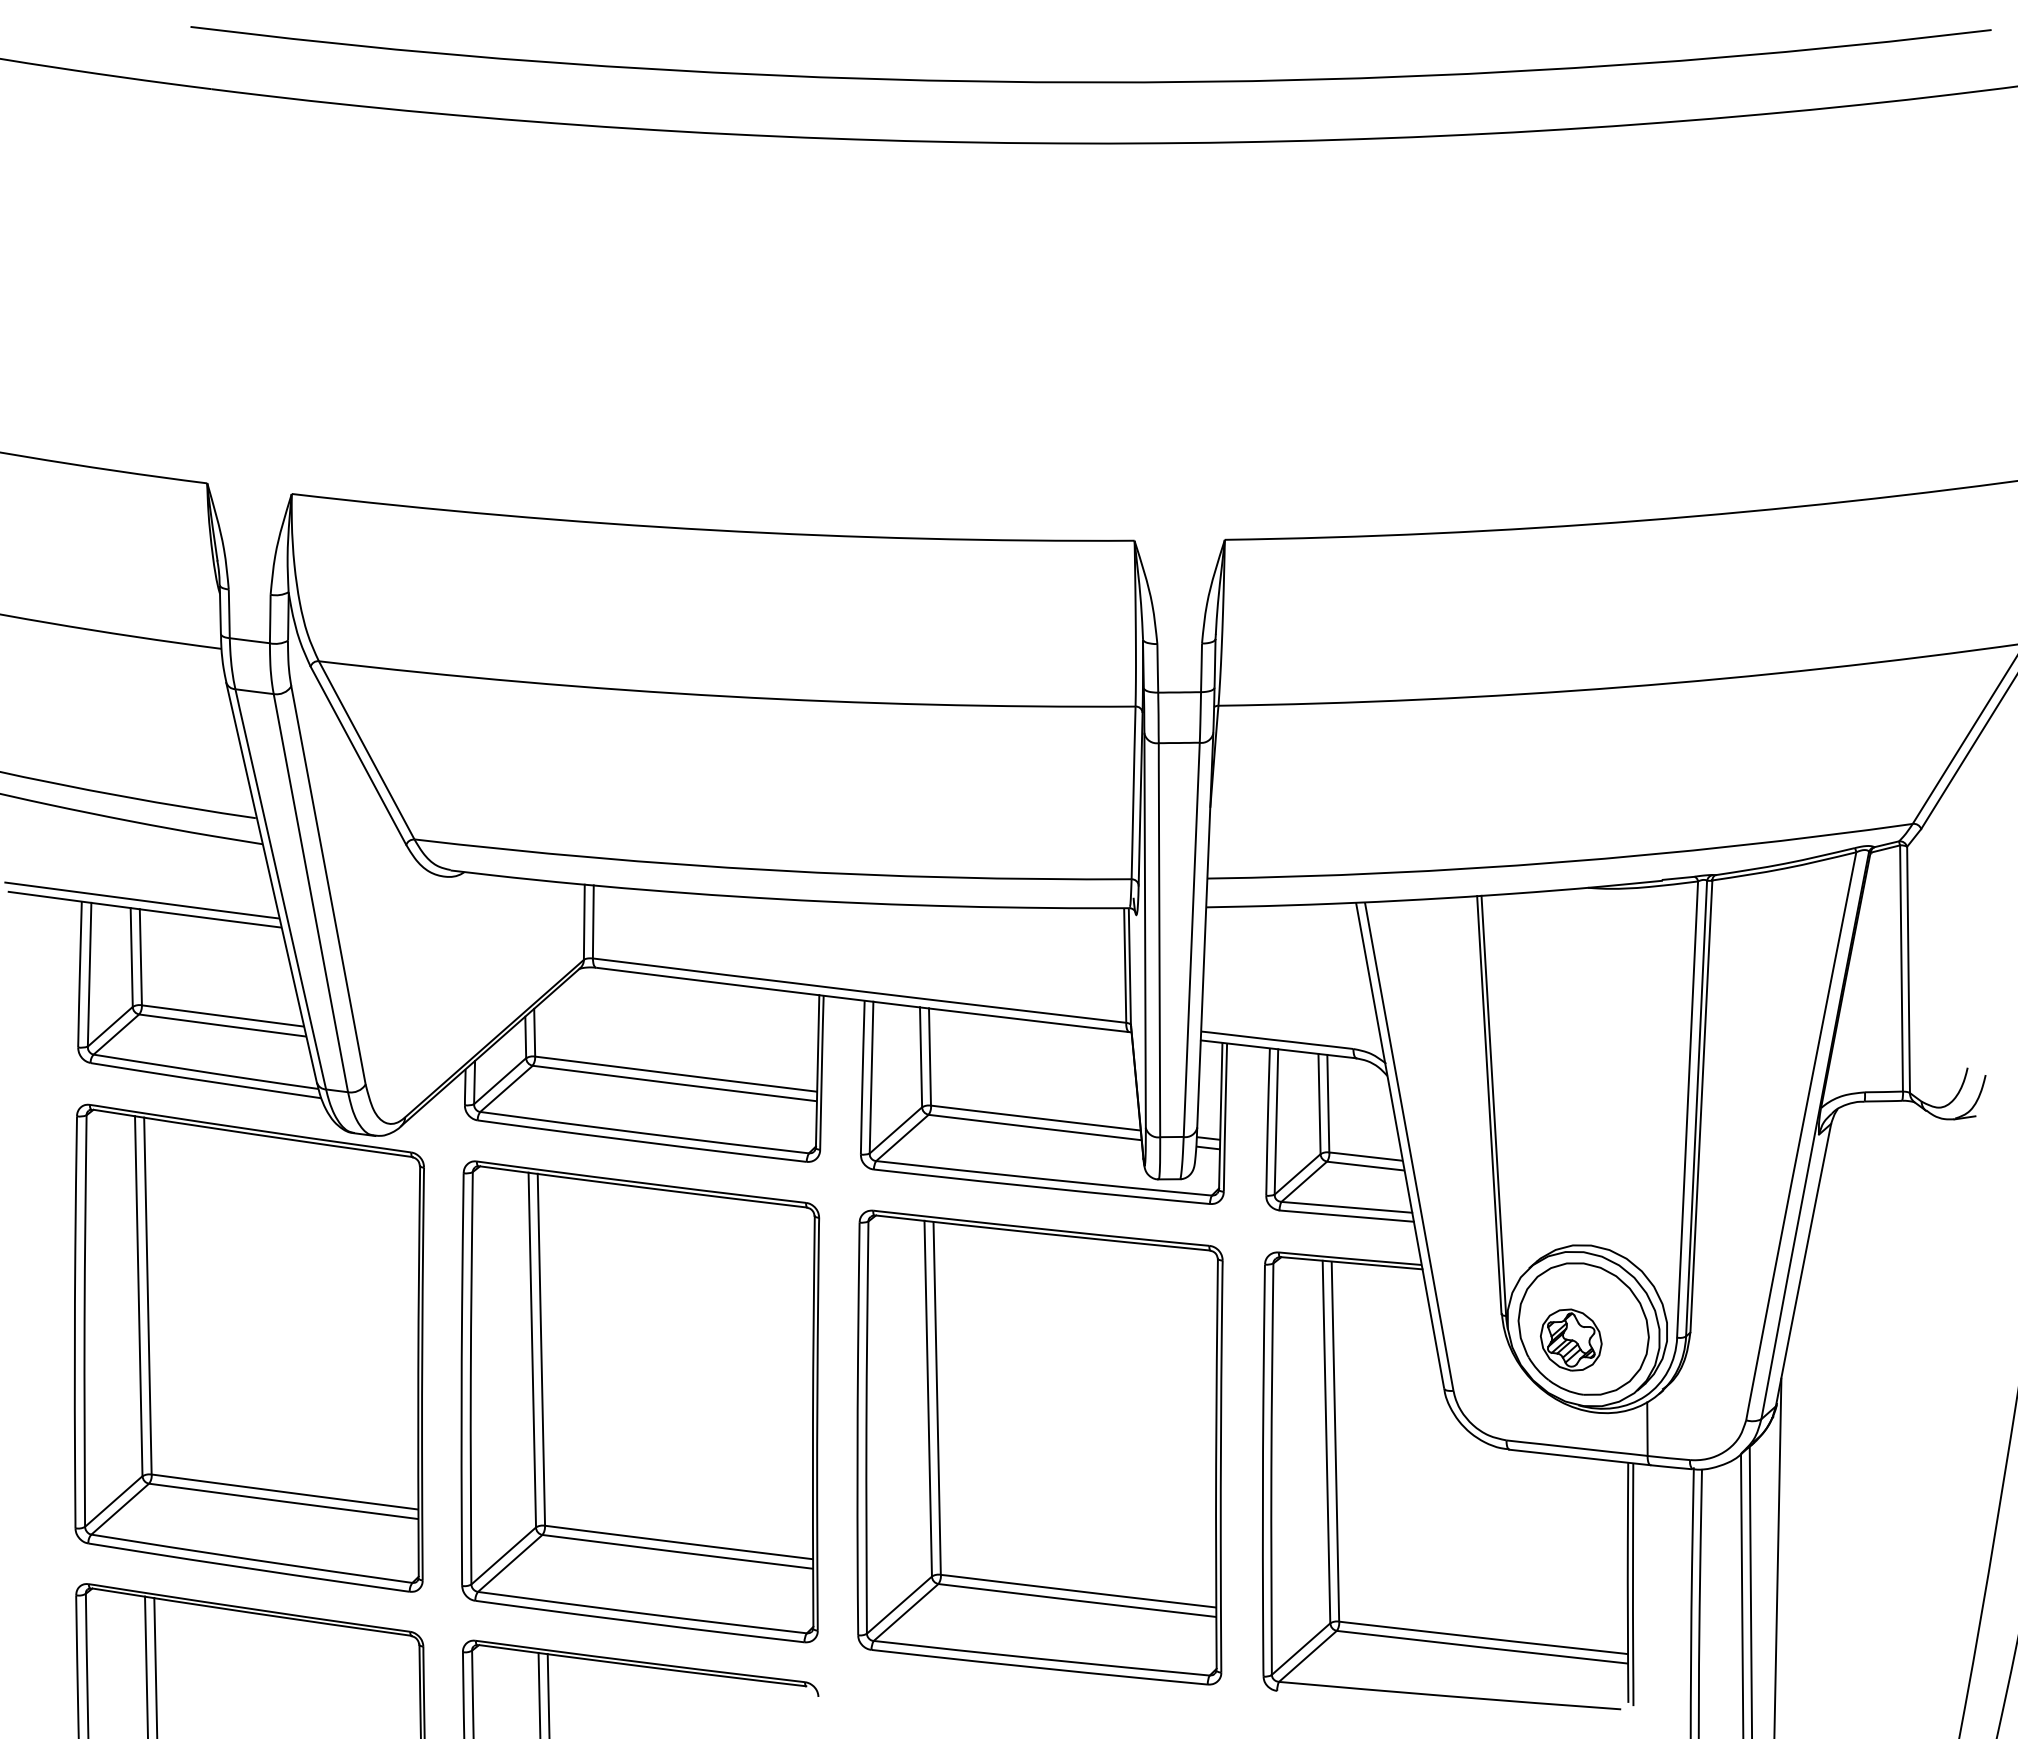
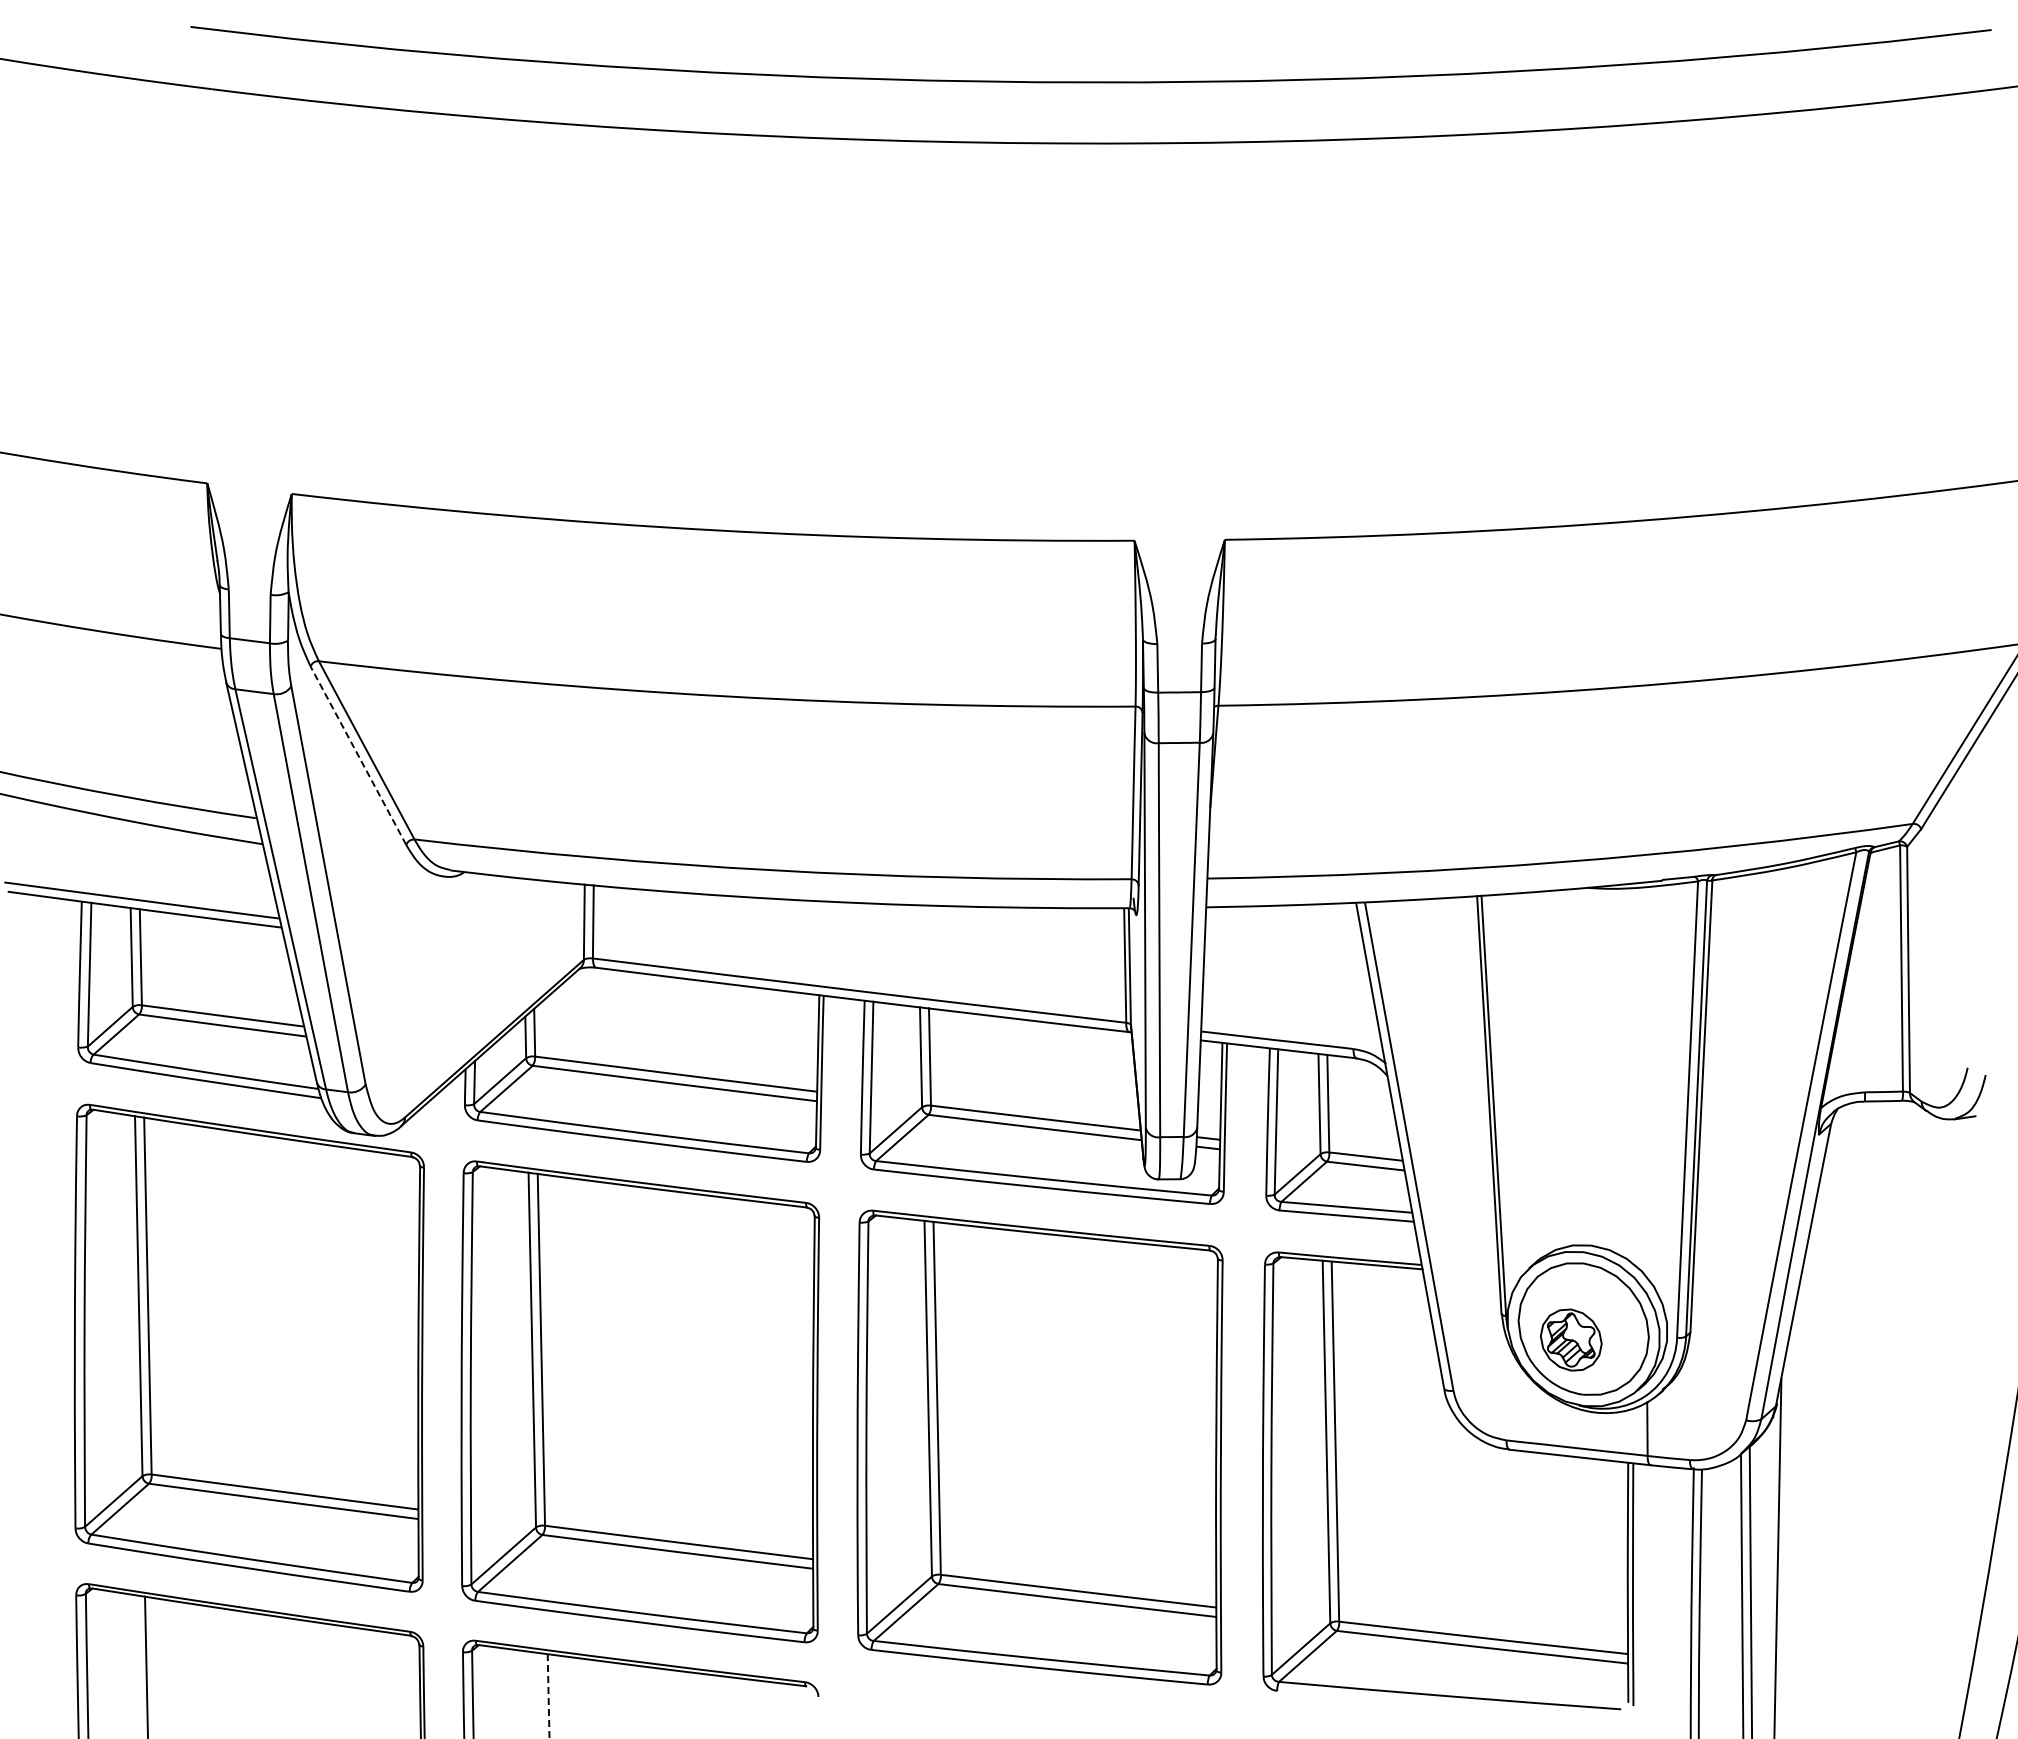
line: solid -> dashed (358, 755)
line: present -> none (155, 1666)
line: present -> none (539, 1693)
line: solid -> dashed (548, 1696)
